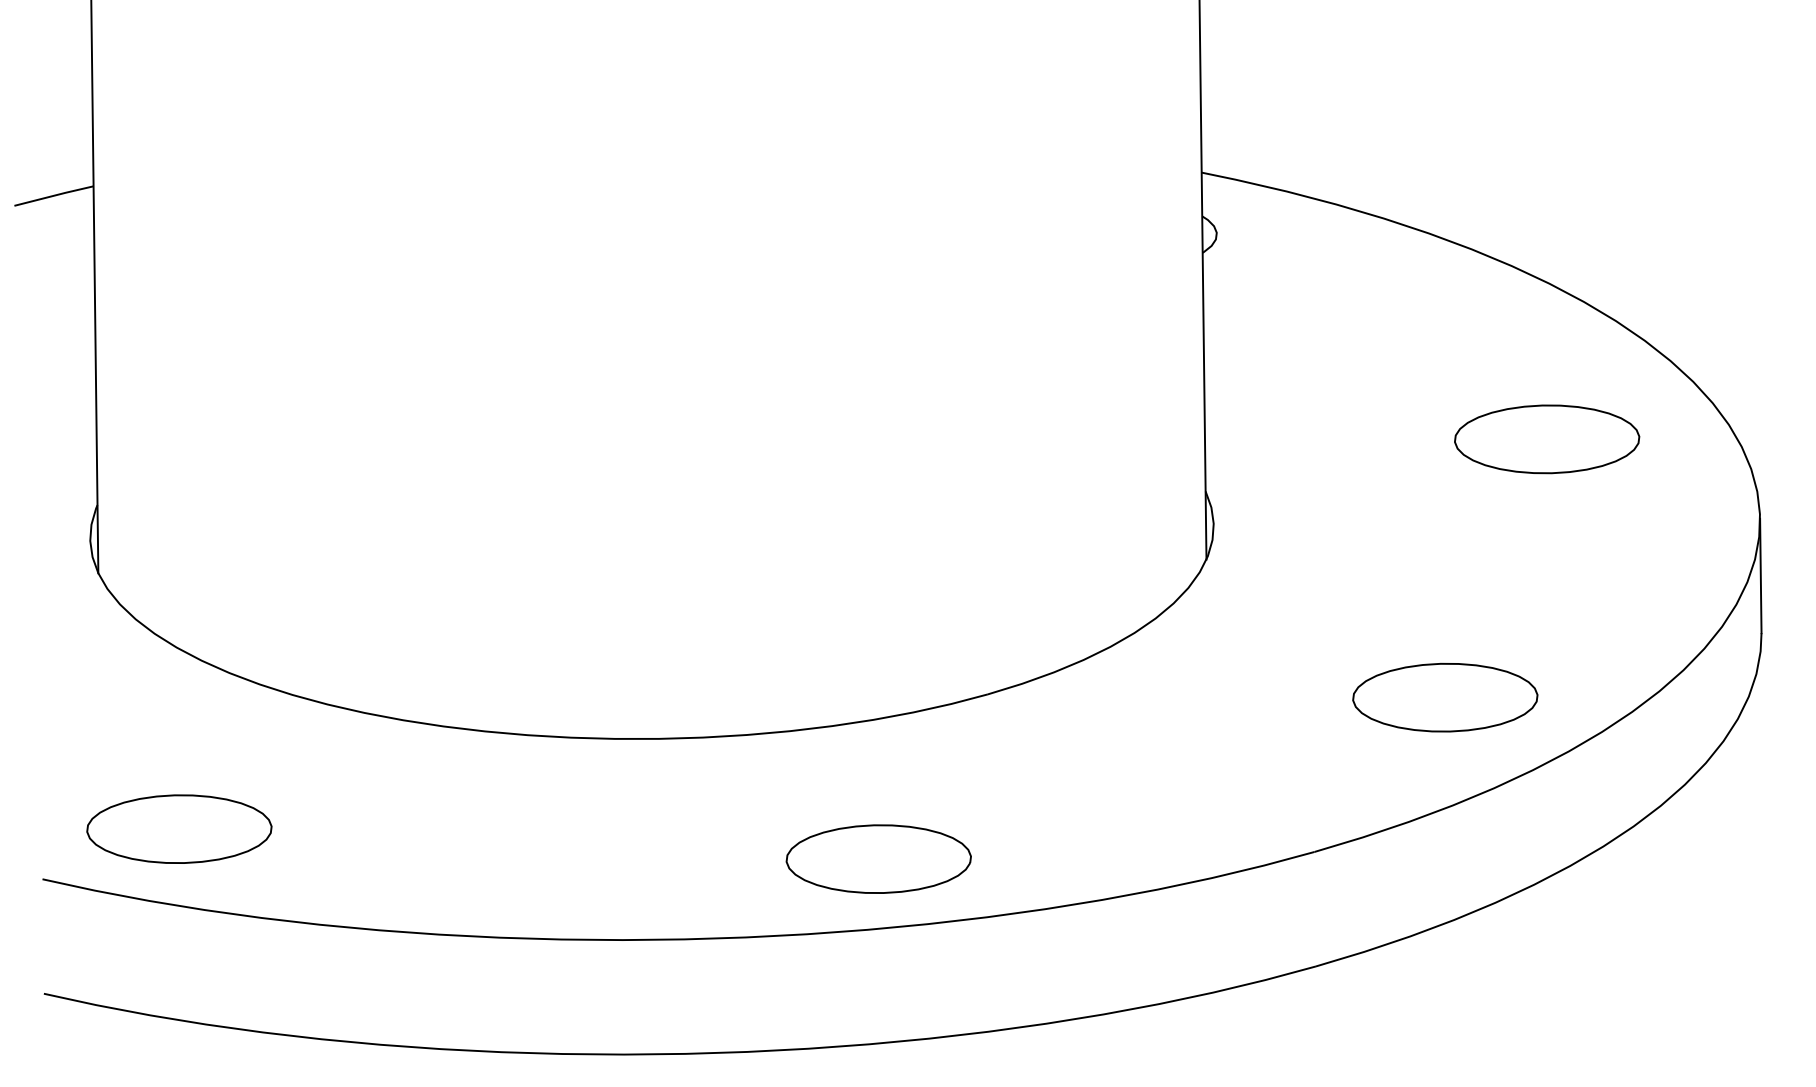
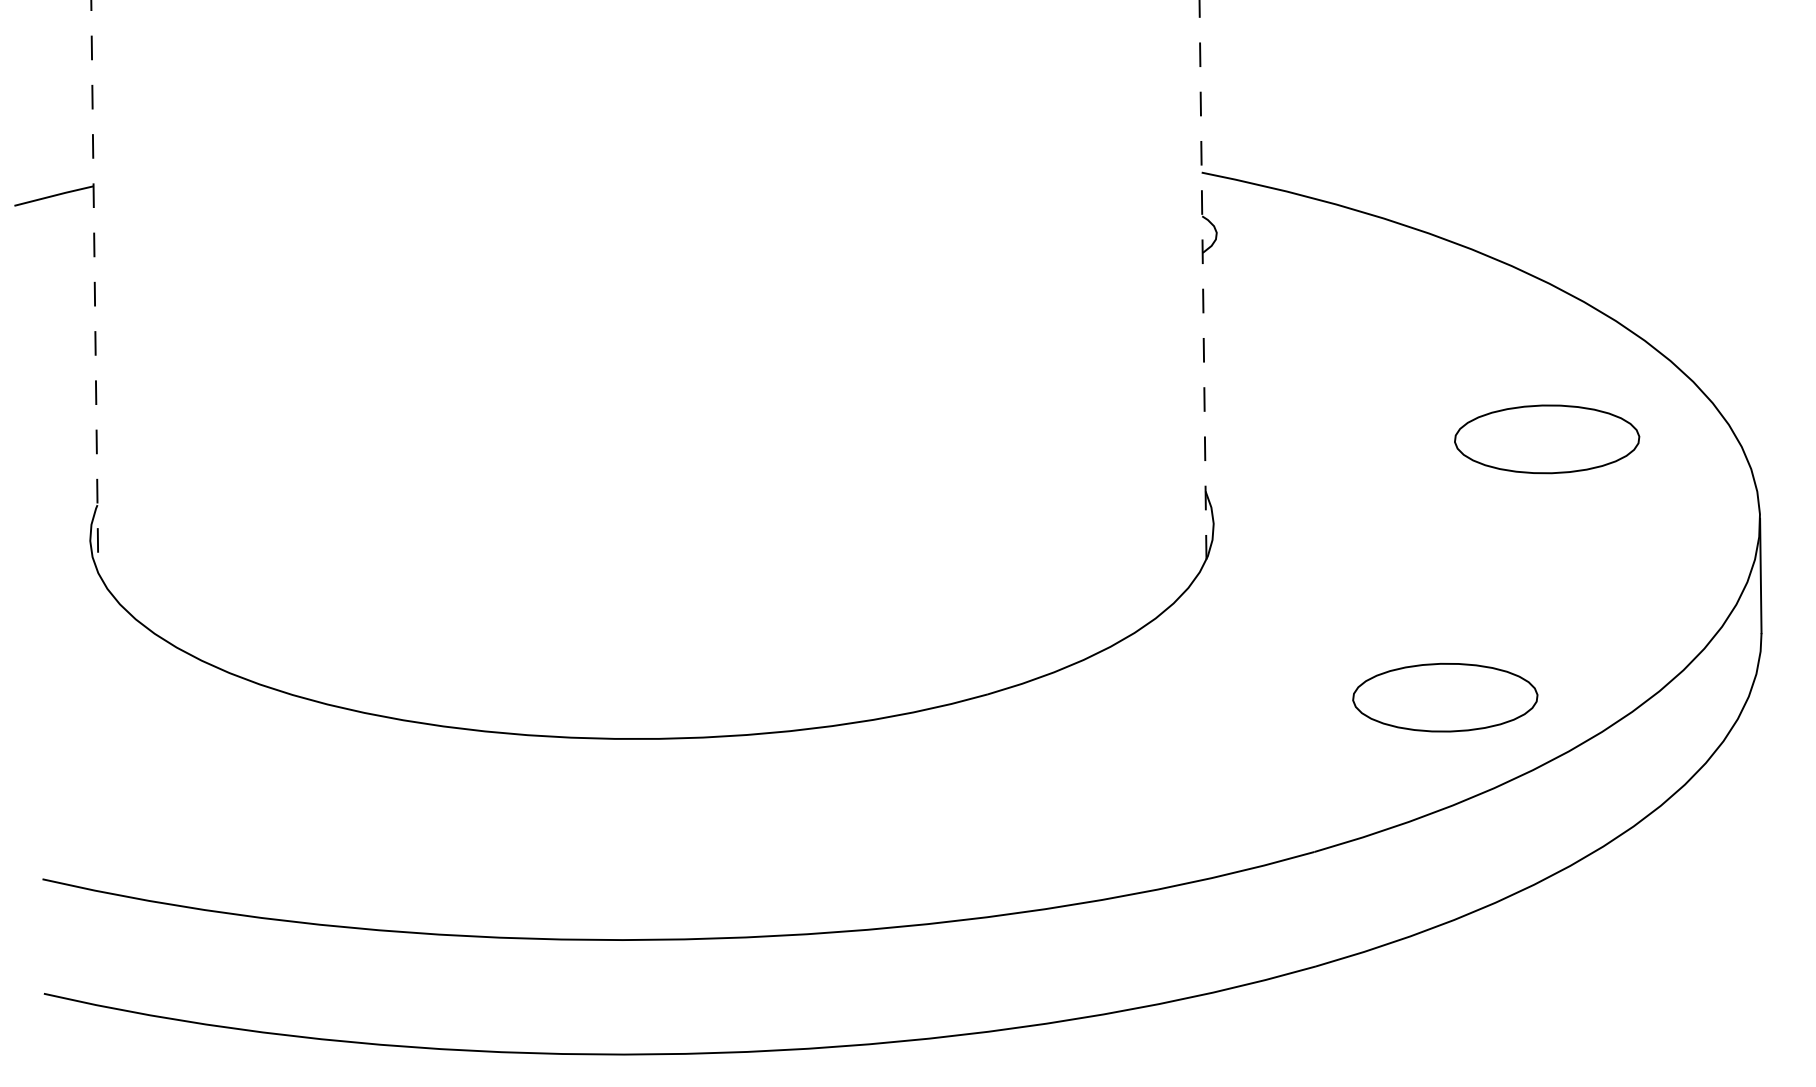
line: solid -> dashed (1203, 279)
line: solid -> dashed (94, 287)
part: present -> none (179, 828)
part: present -> none (878, 858)
